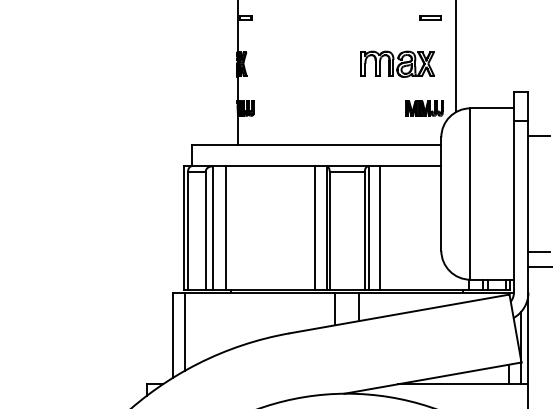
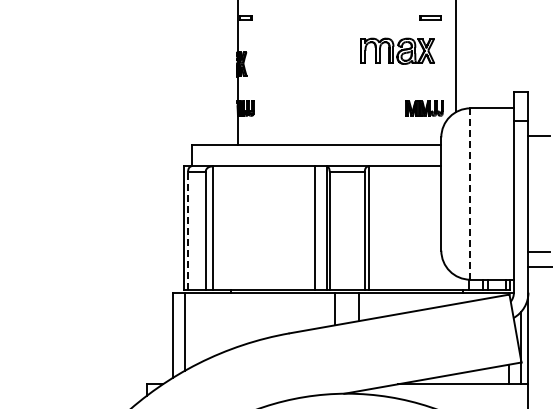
part position: (397, 63) -> (397, 50) (397, 50)
line: solid -> dashed (470, 194)
line: present -> none (225, 227)
line: present -> none (380, 227)
line: solid -> dashed (188, 230)
